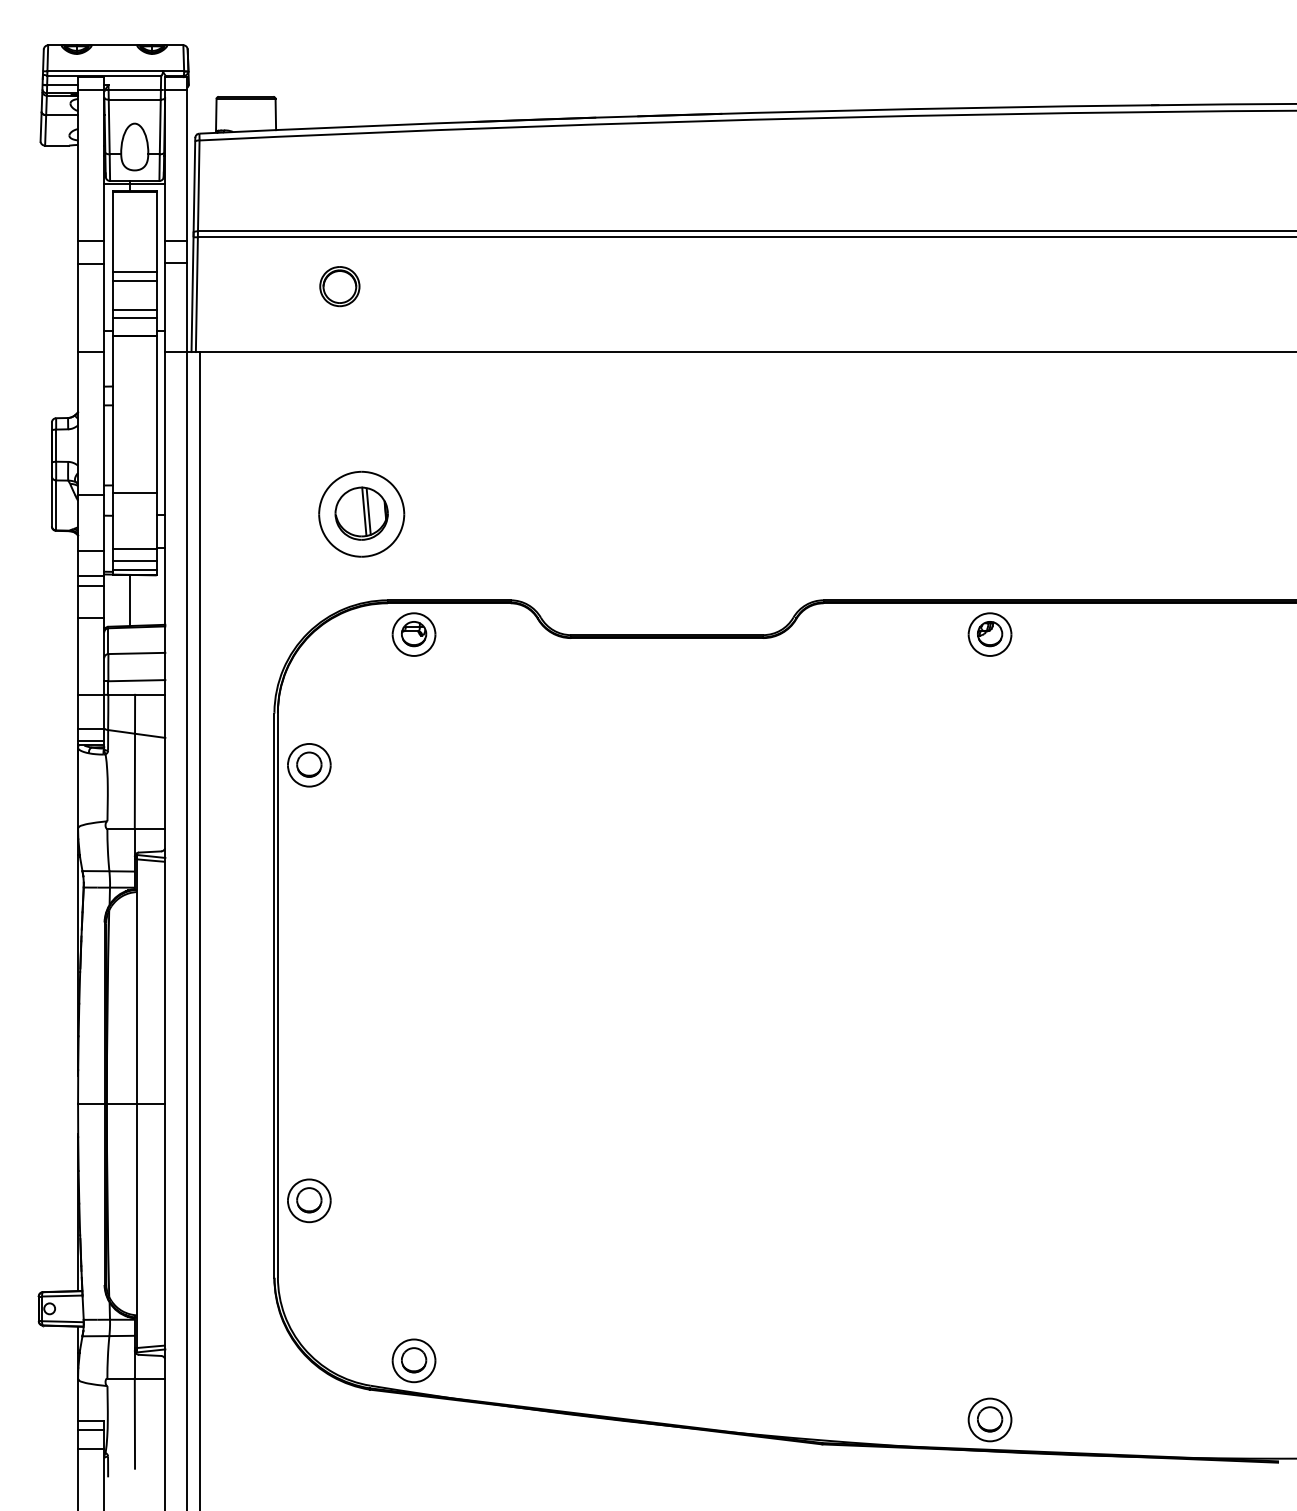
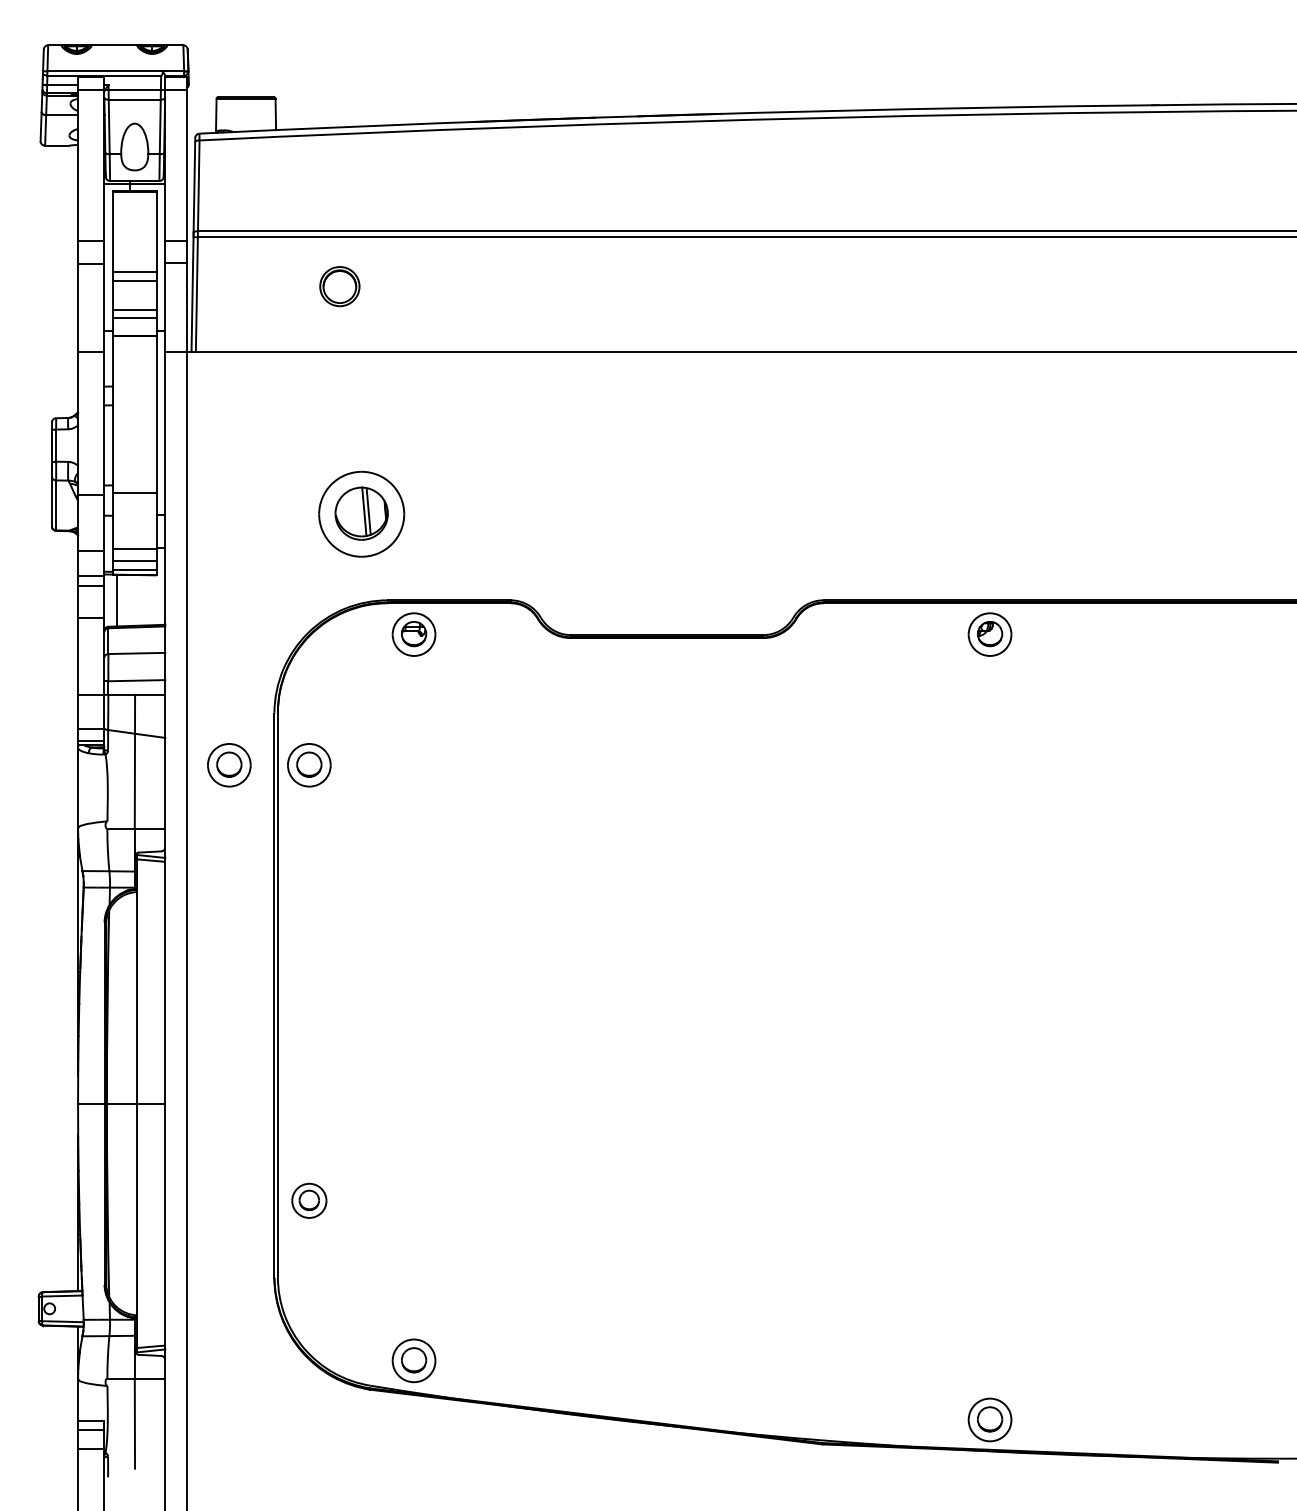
line position: (130, 599) -> (117, 599) (117, 599)
part: none -> present (229, 765)
line: present -> none (200, 929)
part size: 45x46 px -> 37x37 px (309, 1200)
